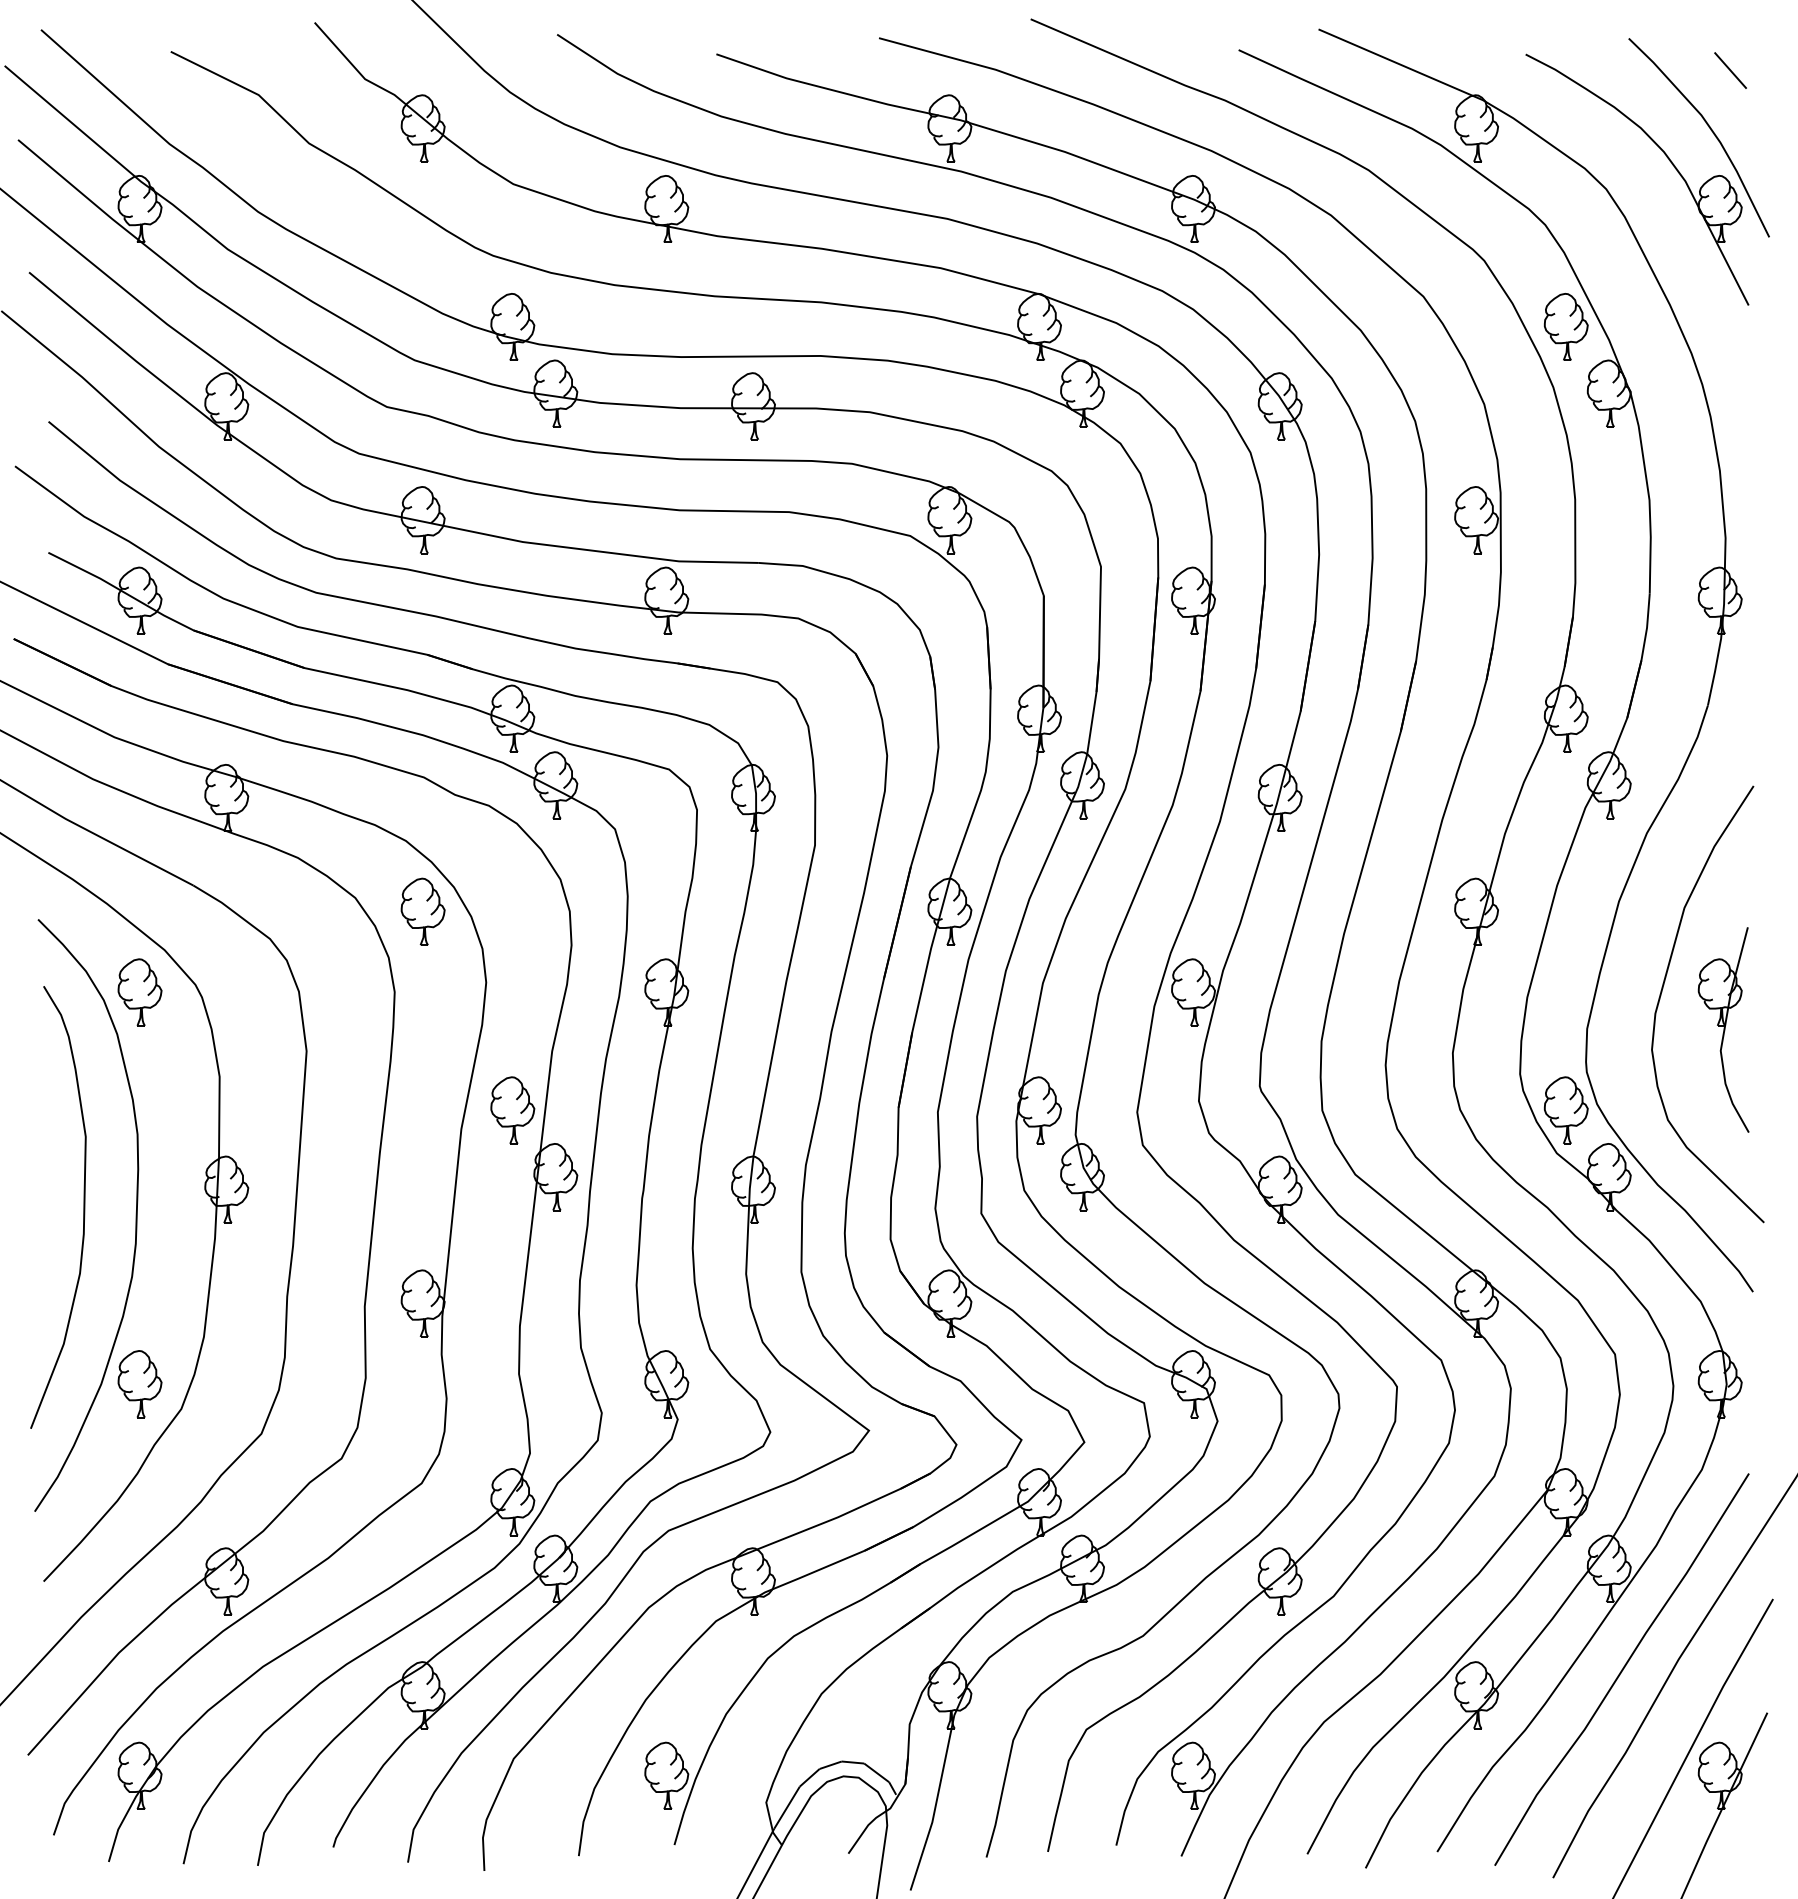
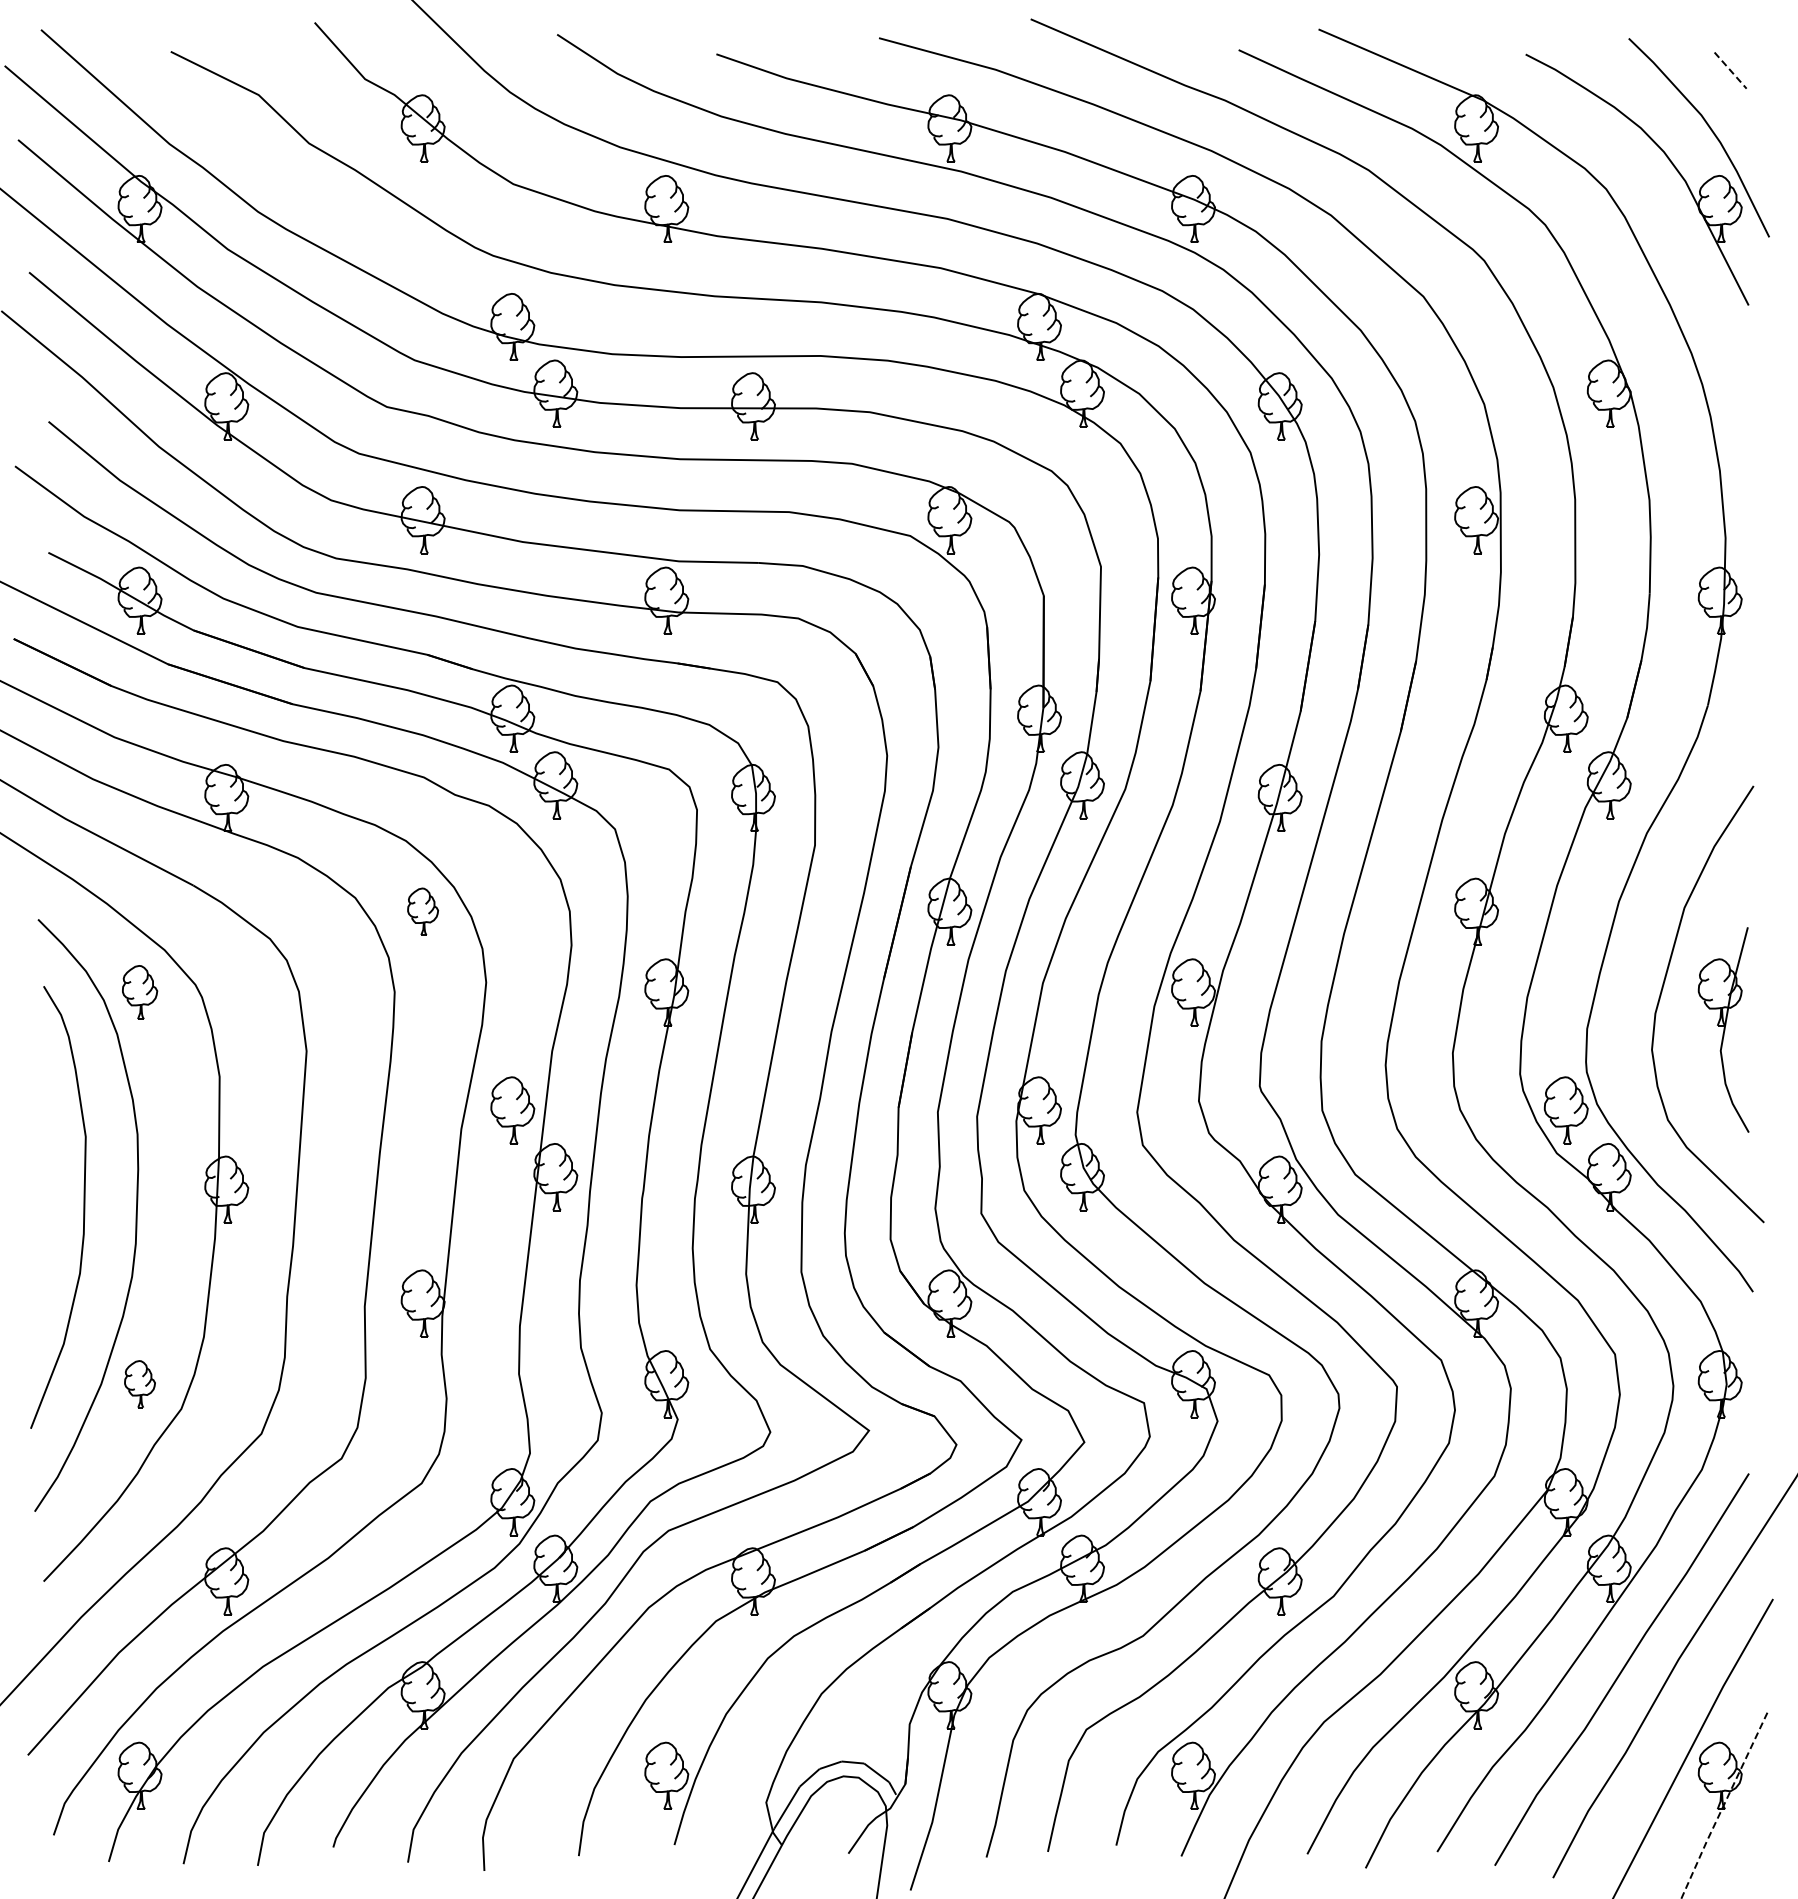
line: solid -> dashed (1730, 70)
part: present -> none (1565, 326)
part size: 46x69 px -> 33x49 px (423, 911)
part size: 46x69 px -> 37x55 px (140, 992)
part size: 46x69 px -> 32x49 px (139, 1384)
line: solid -> dashed (1723, 1806)
